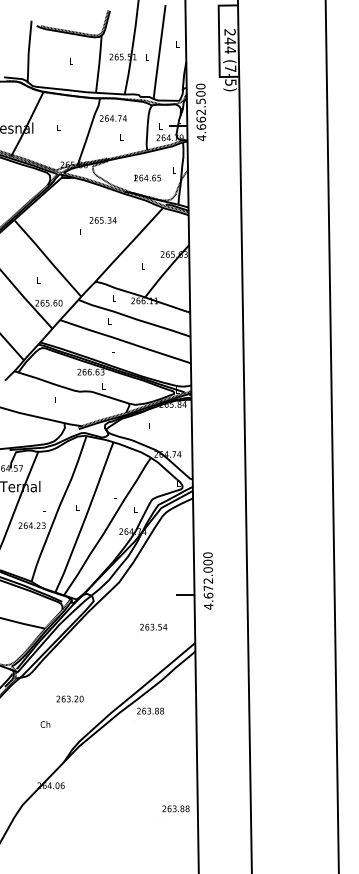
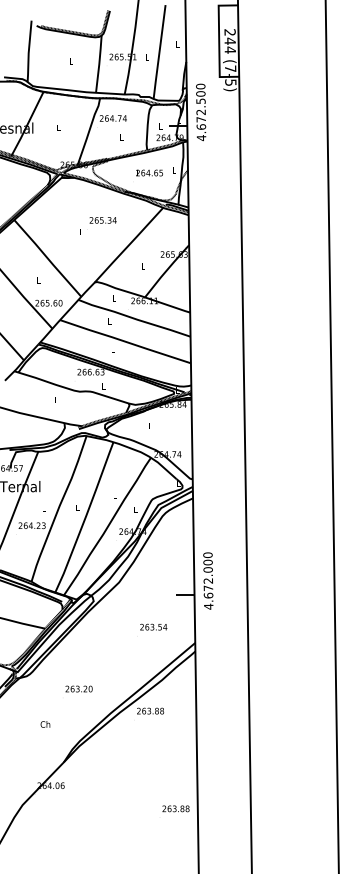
text: 4.662.500 -> 4.672.500 (201, 119)
text position: (147, 177) -> (149, 172) (149, 172)
text position: (69, 698) -> (78, 688) (78, 688)
